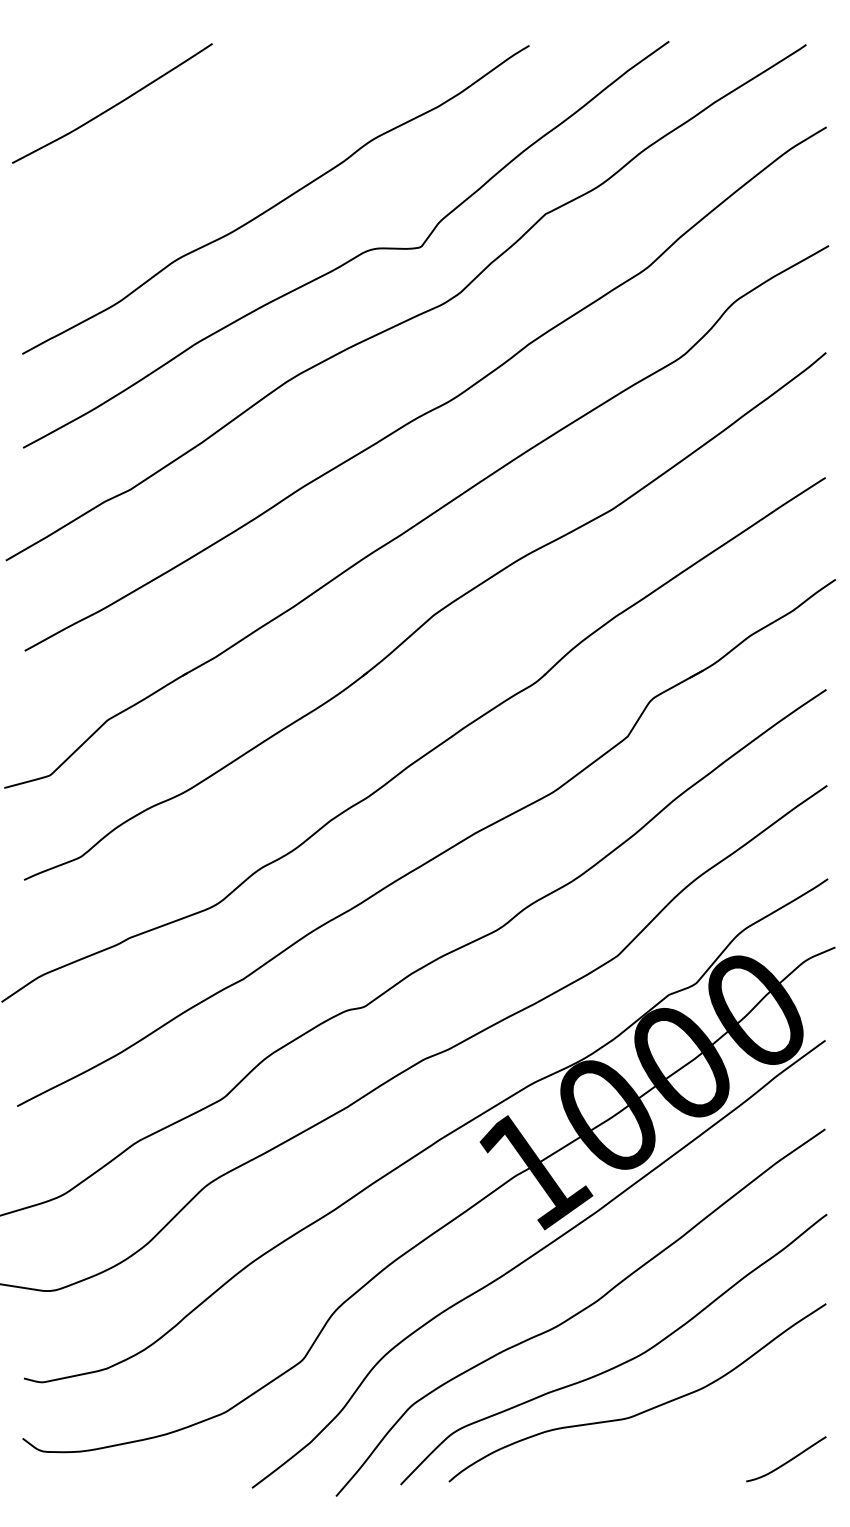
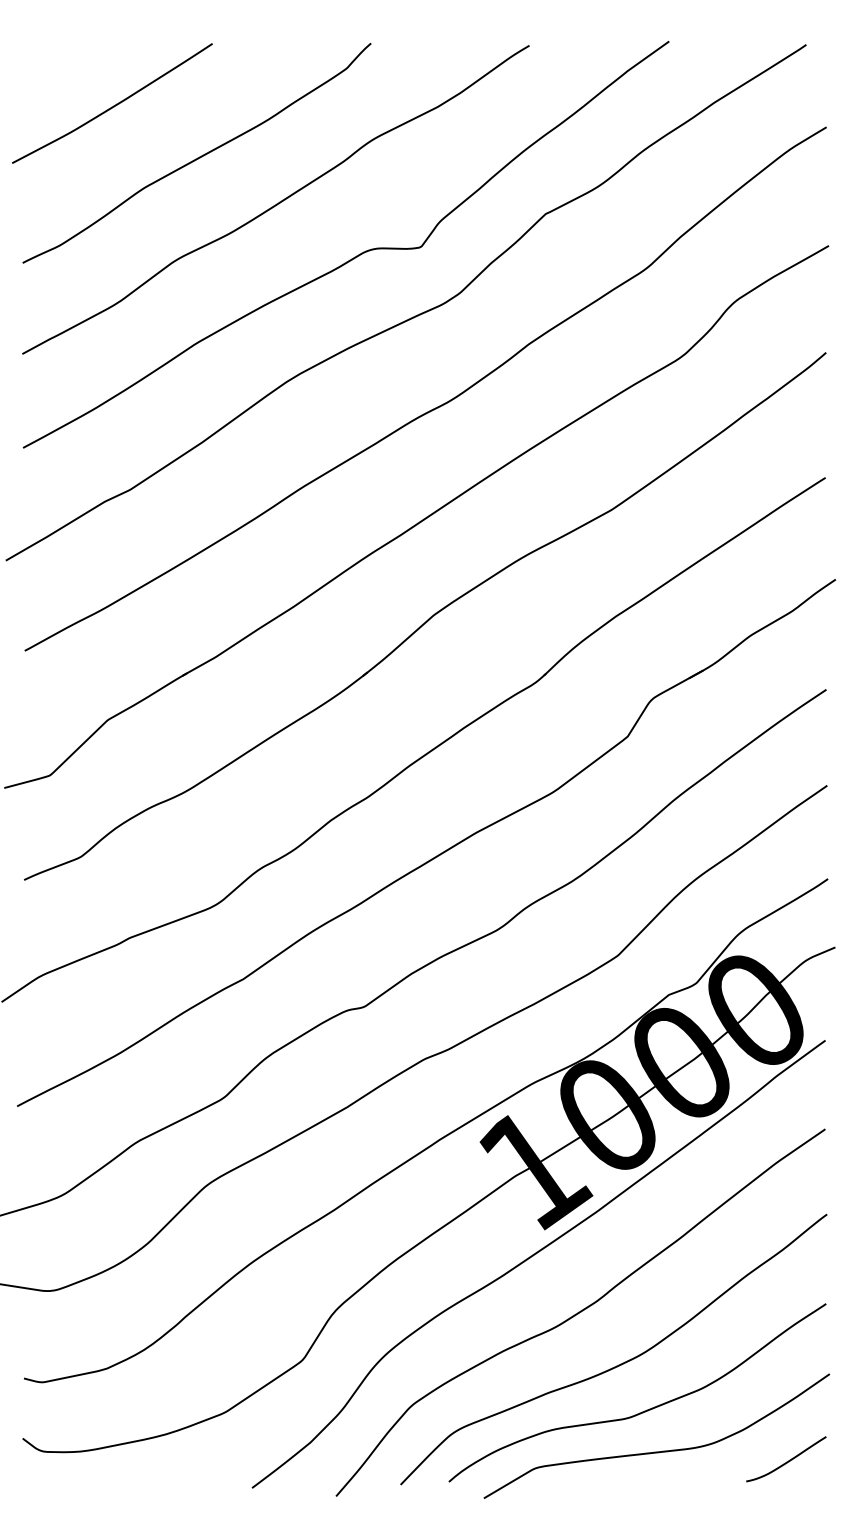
curve: none -> present (199, 156)
curve: none -> present (656, 1451)
